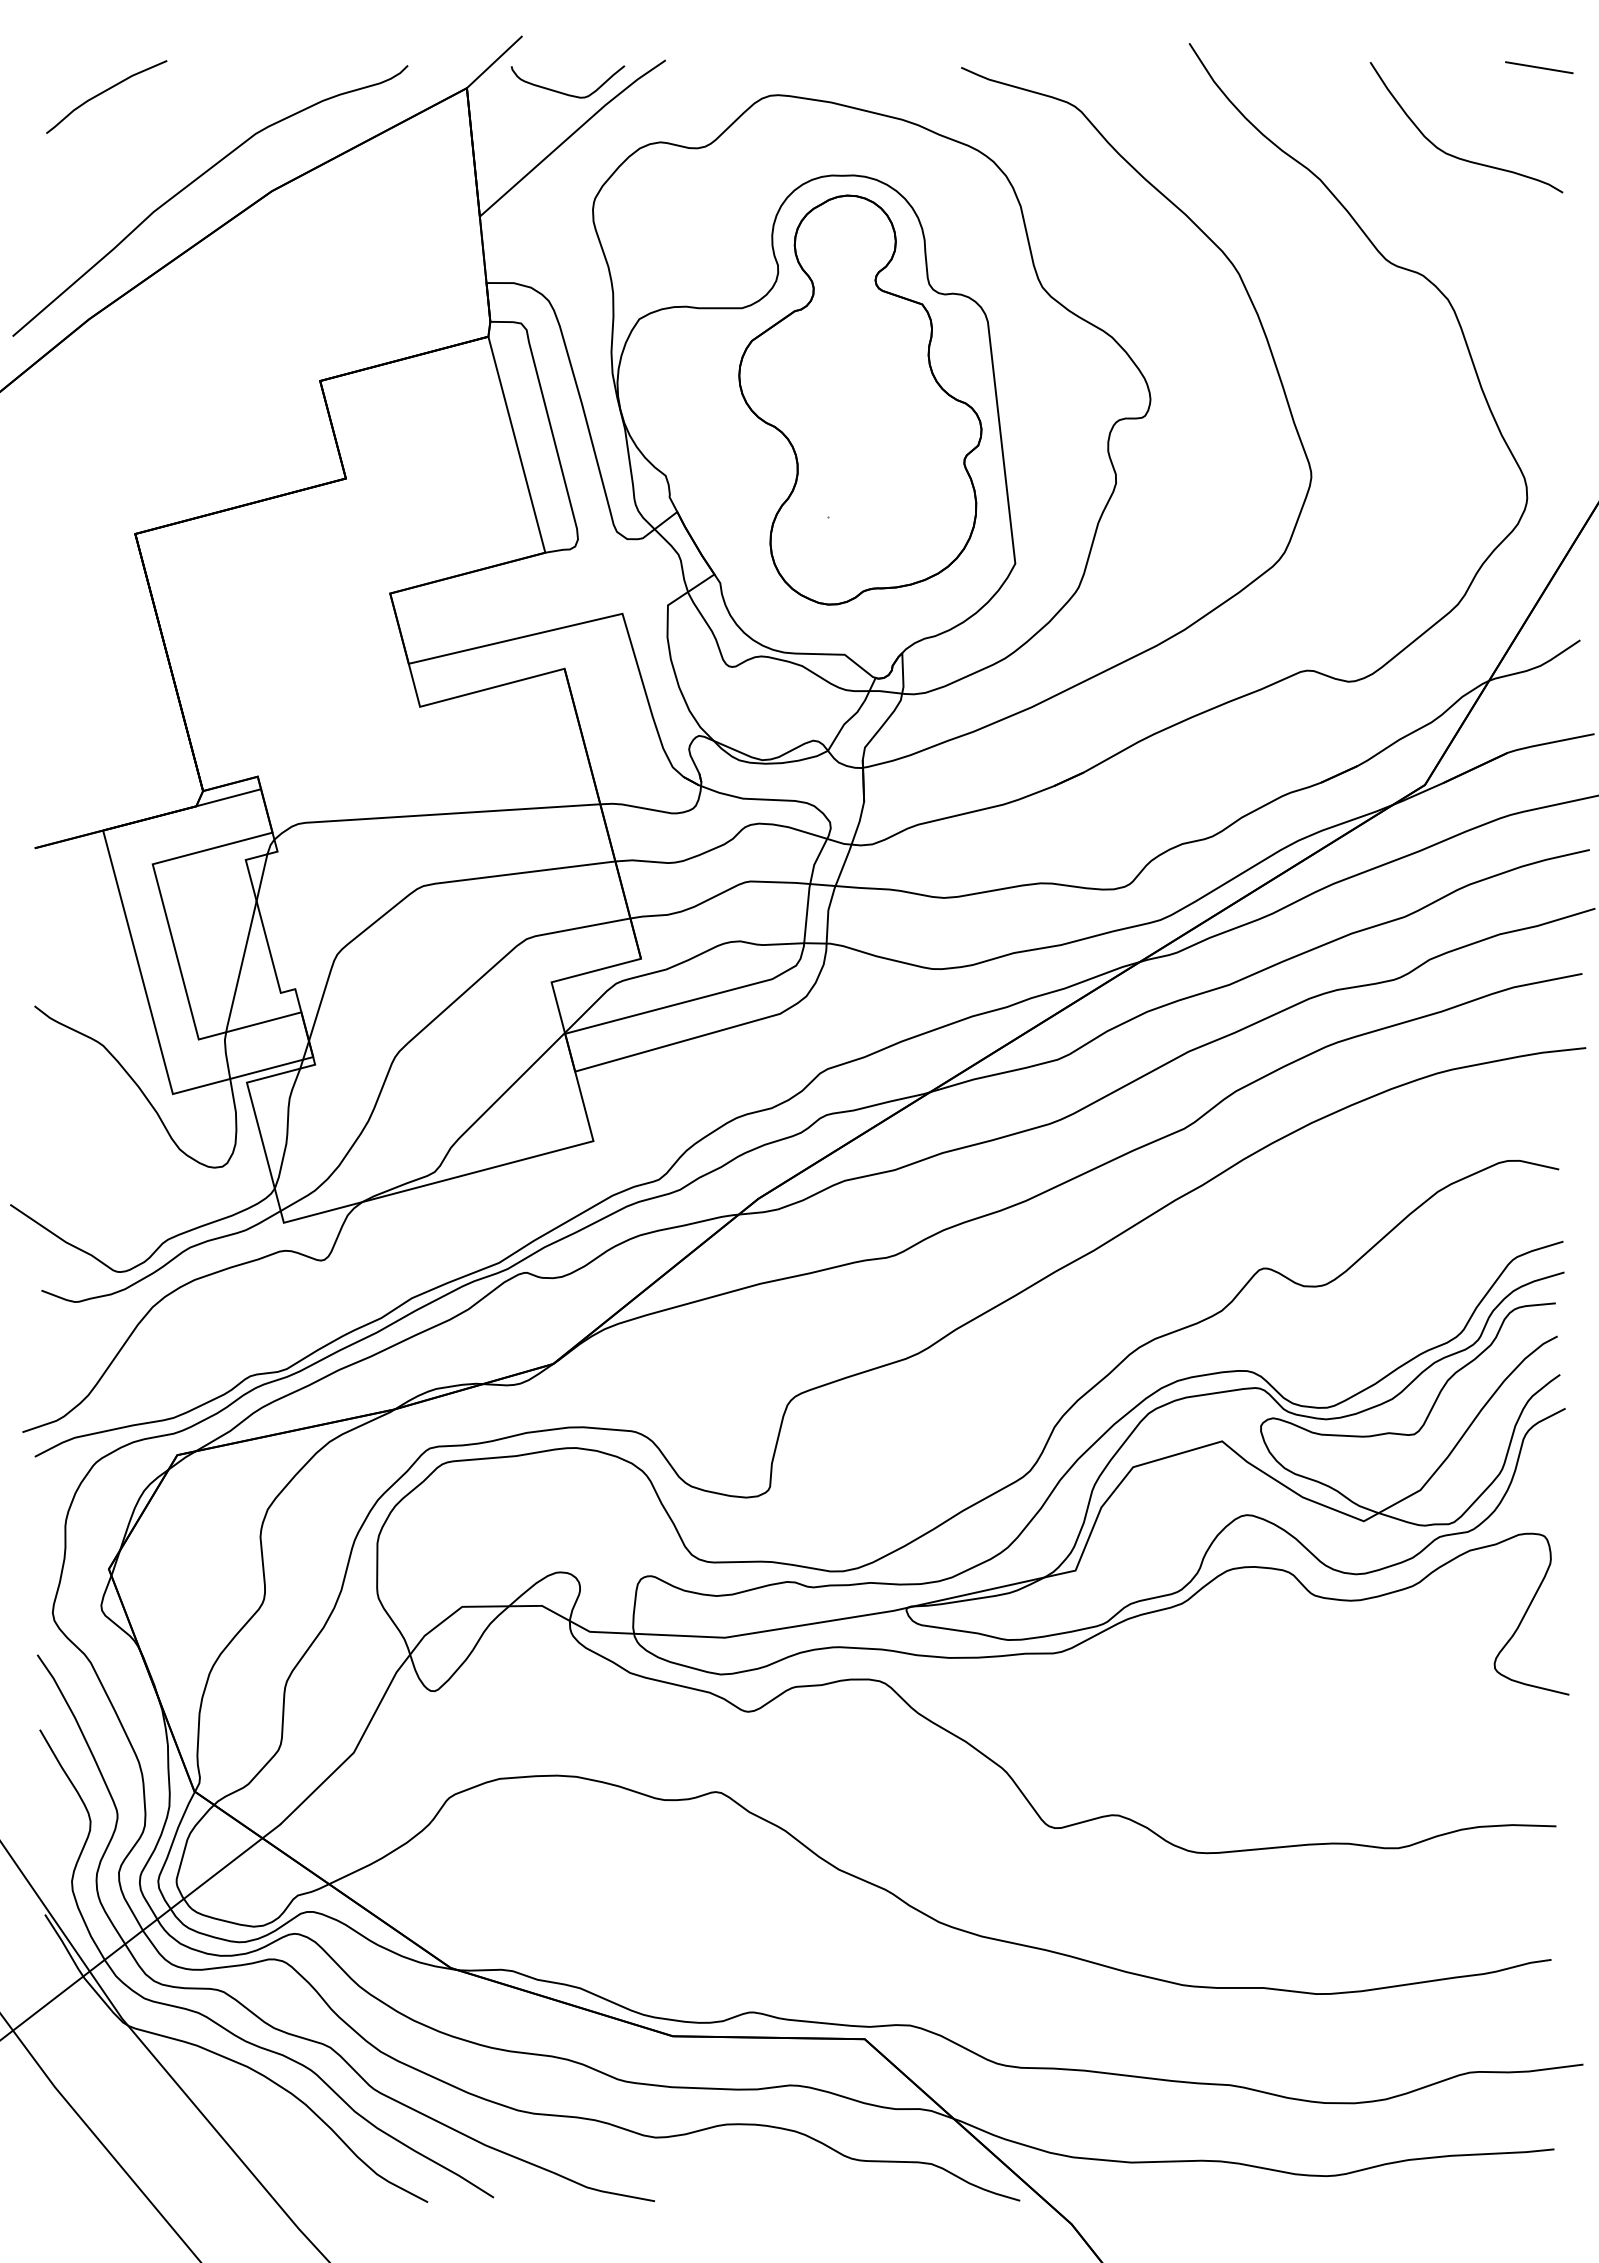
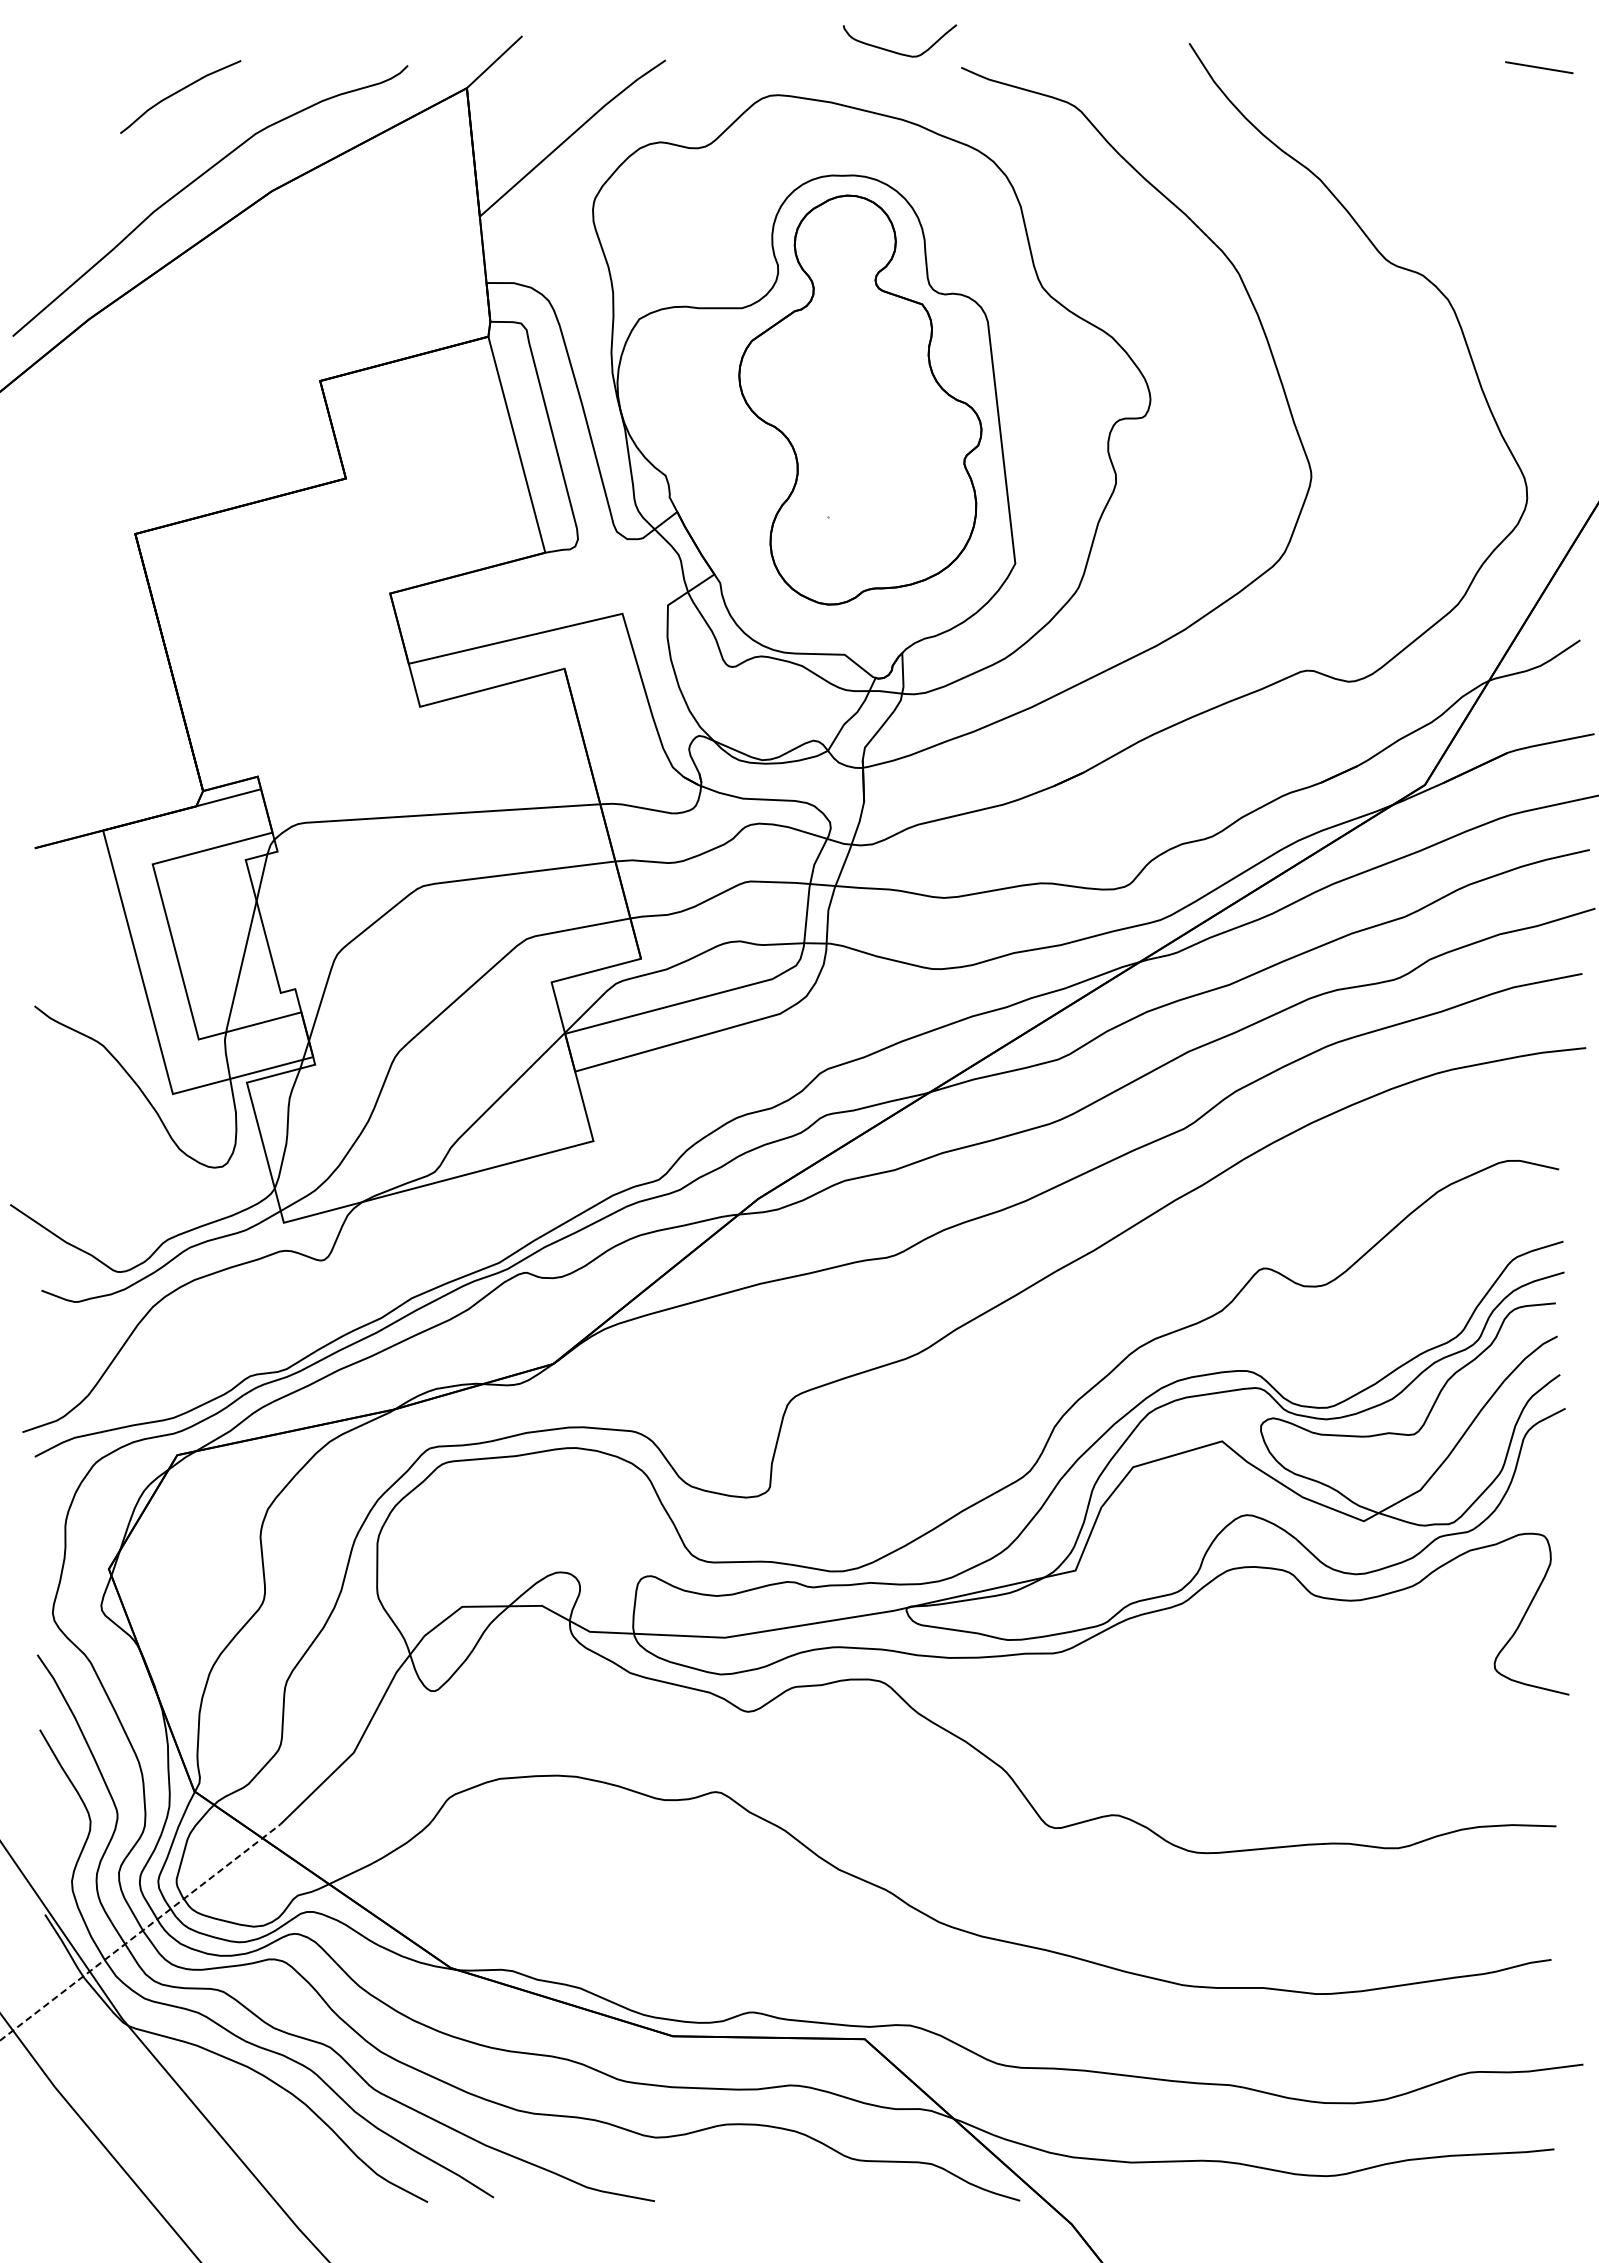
curve position: (563, 92) -> (895, 51) (895, 51)
curve position: (103, 93) -> (177, 93) (177, 93)
curve: present -> none (1454, 155)
line: solid -> dashed (140, 1932)
